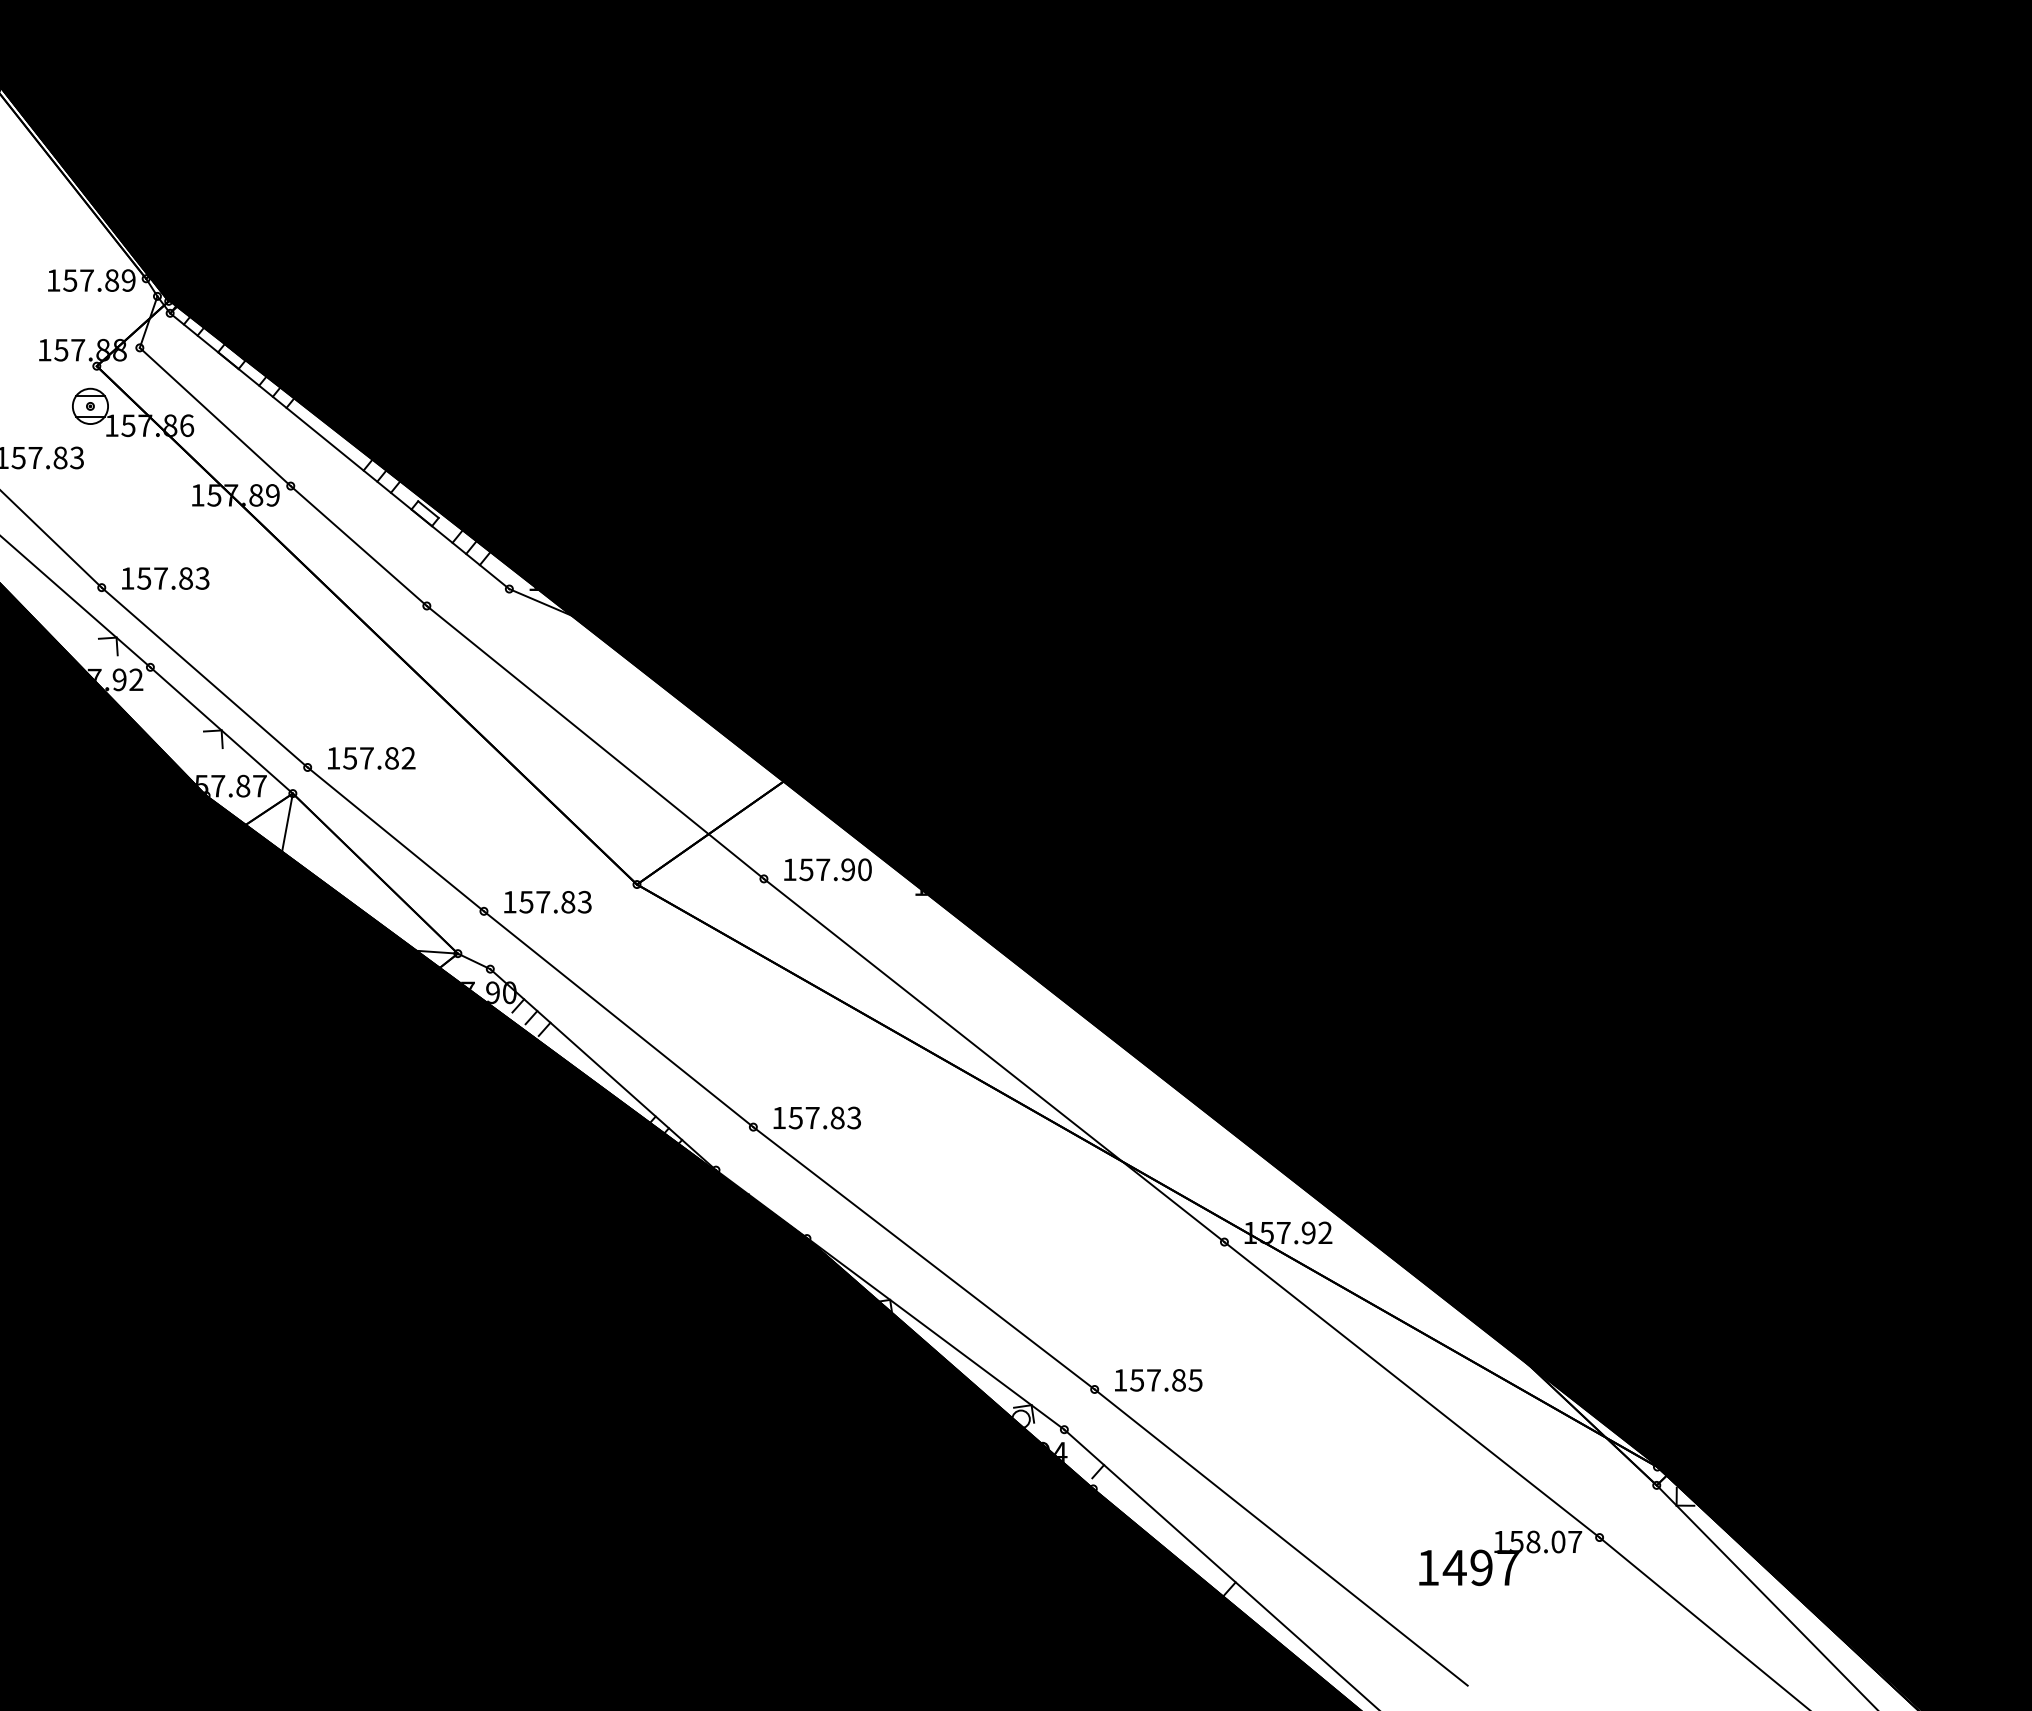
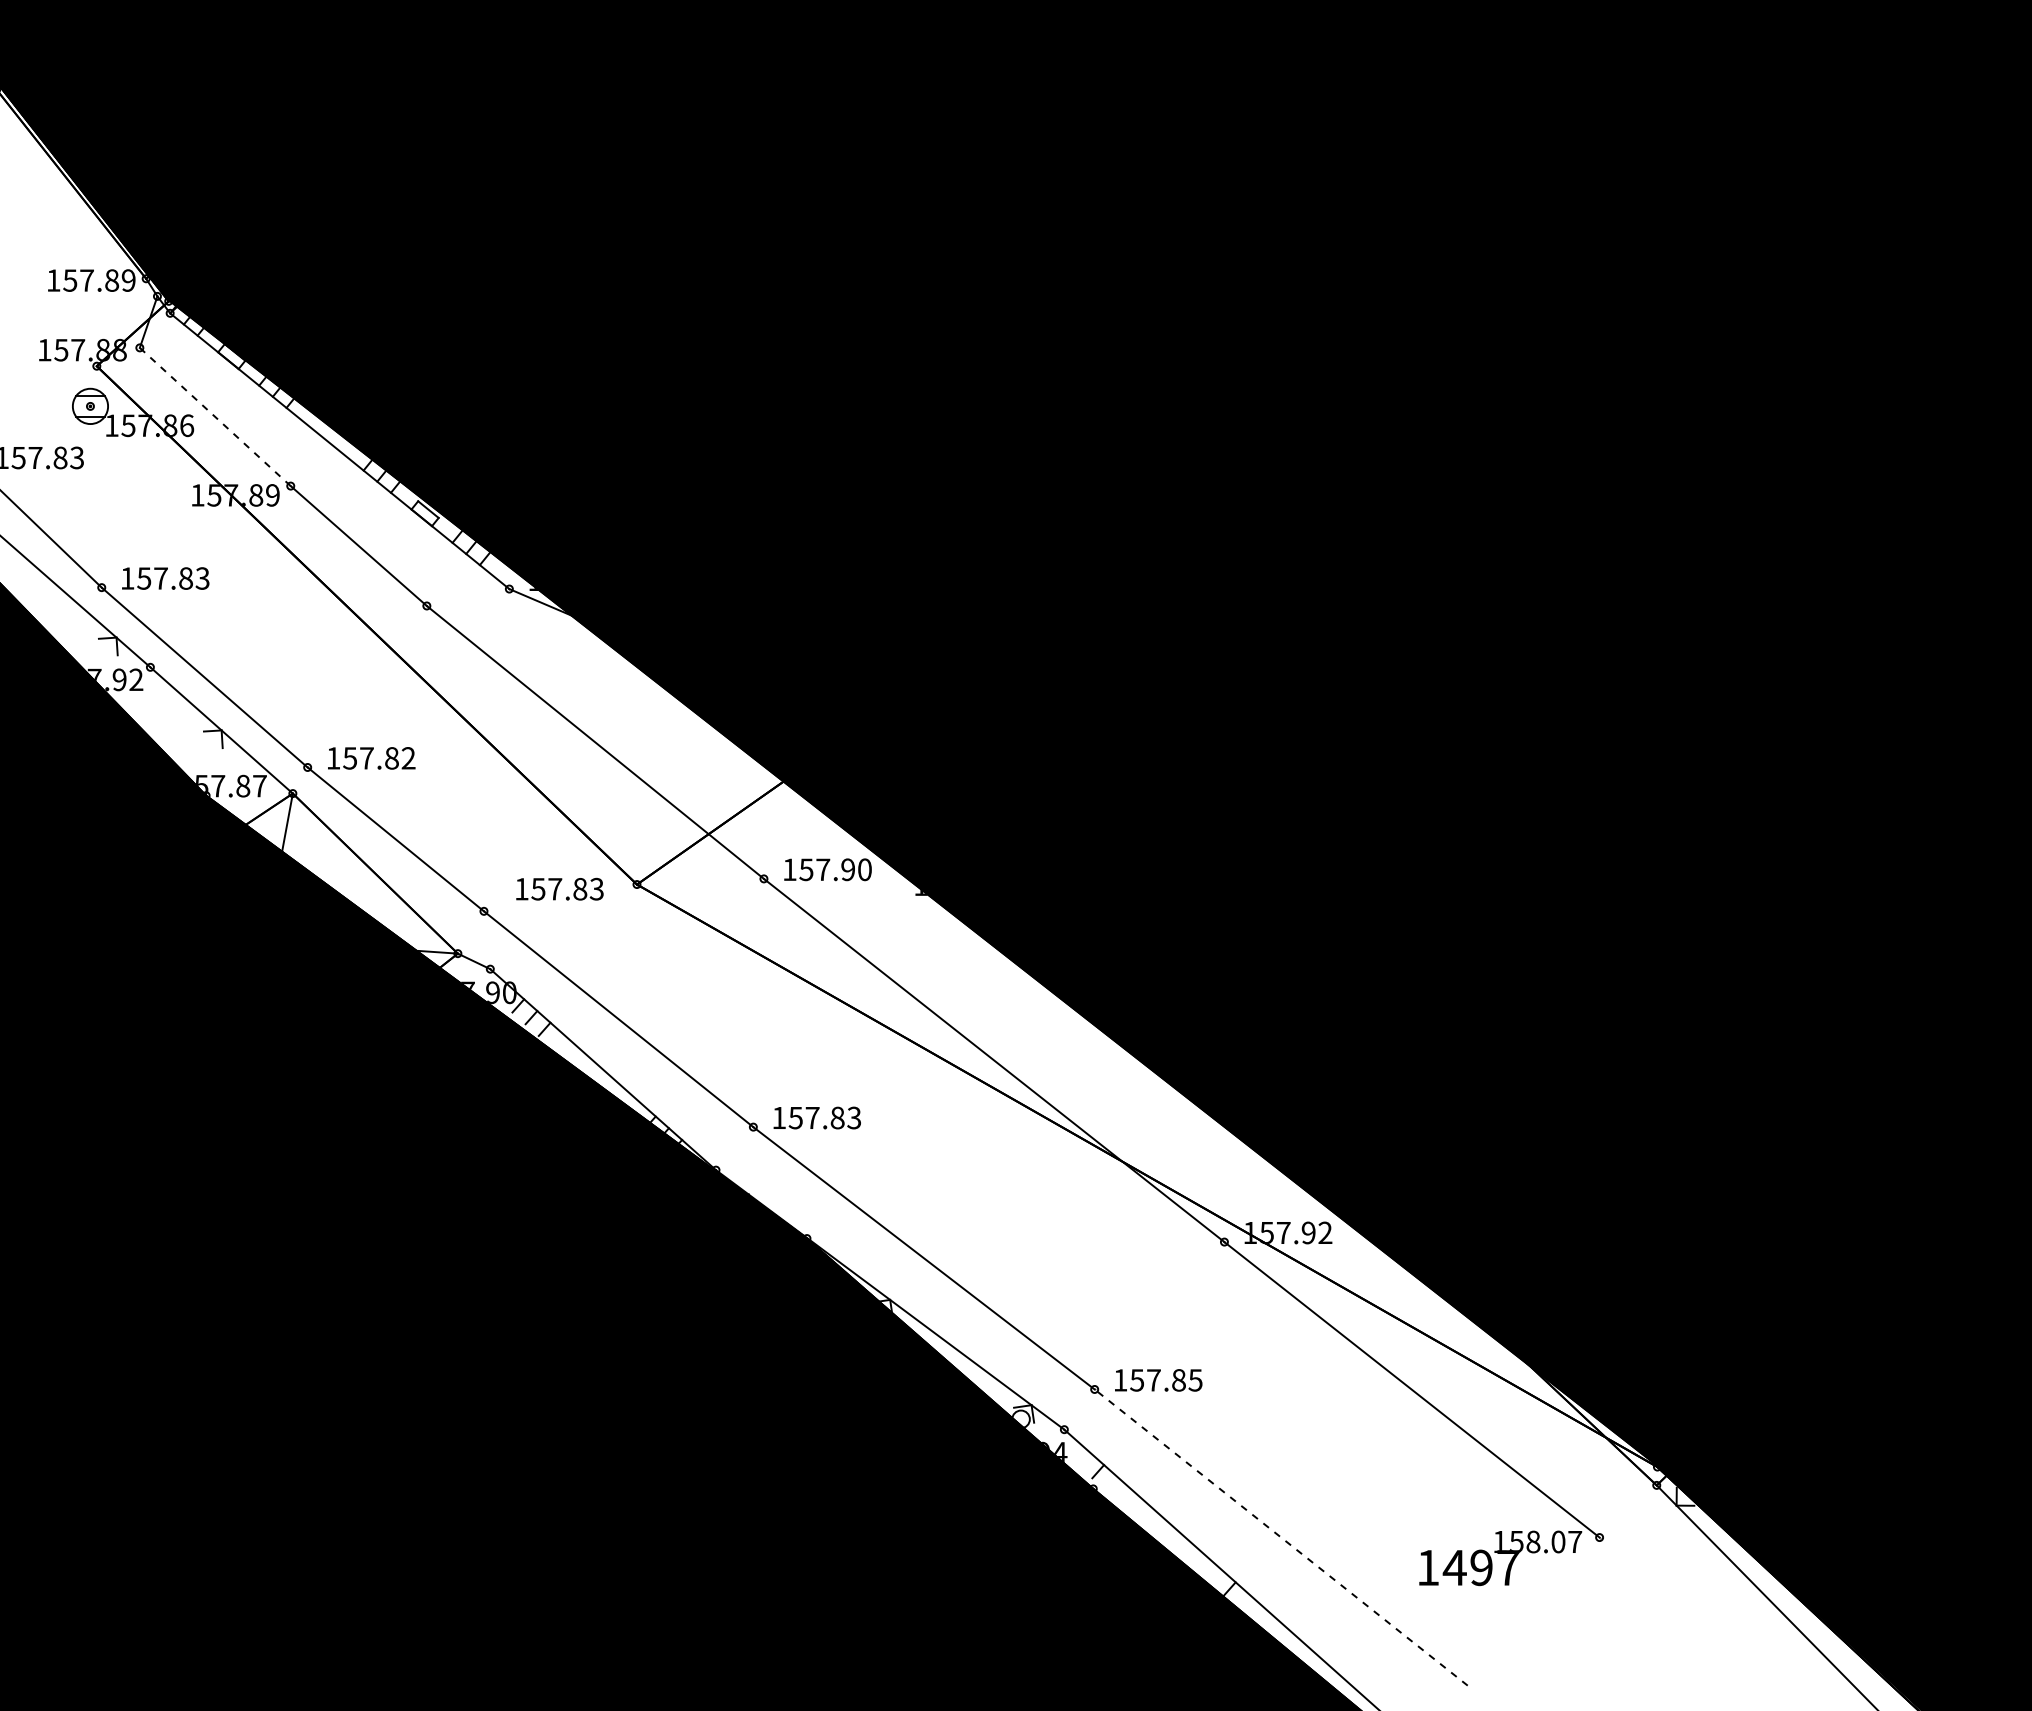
line: solid -> dashed (214, 416)
text position: (547, 901) -> (559, 888) (559, 888)
line: solid -> dashed (1280, 1537)
line: present -> none (1702, 1622)
